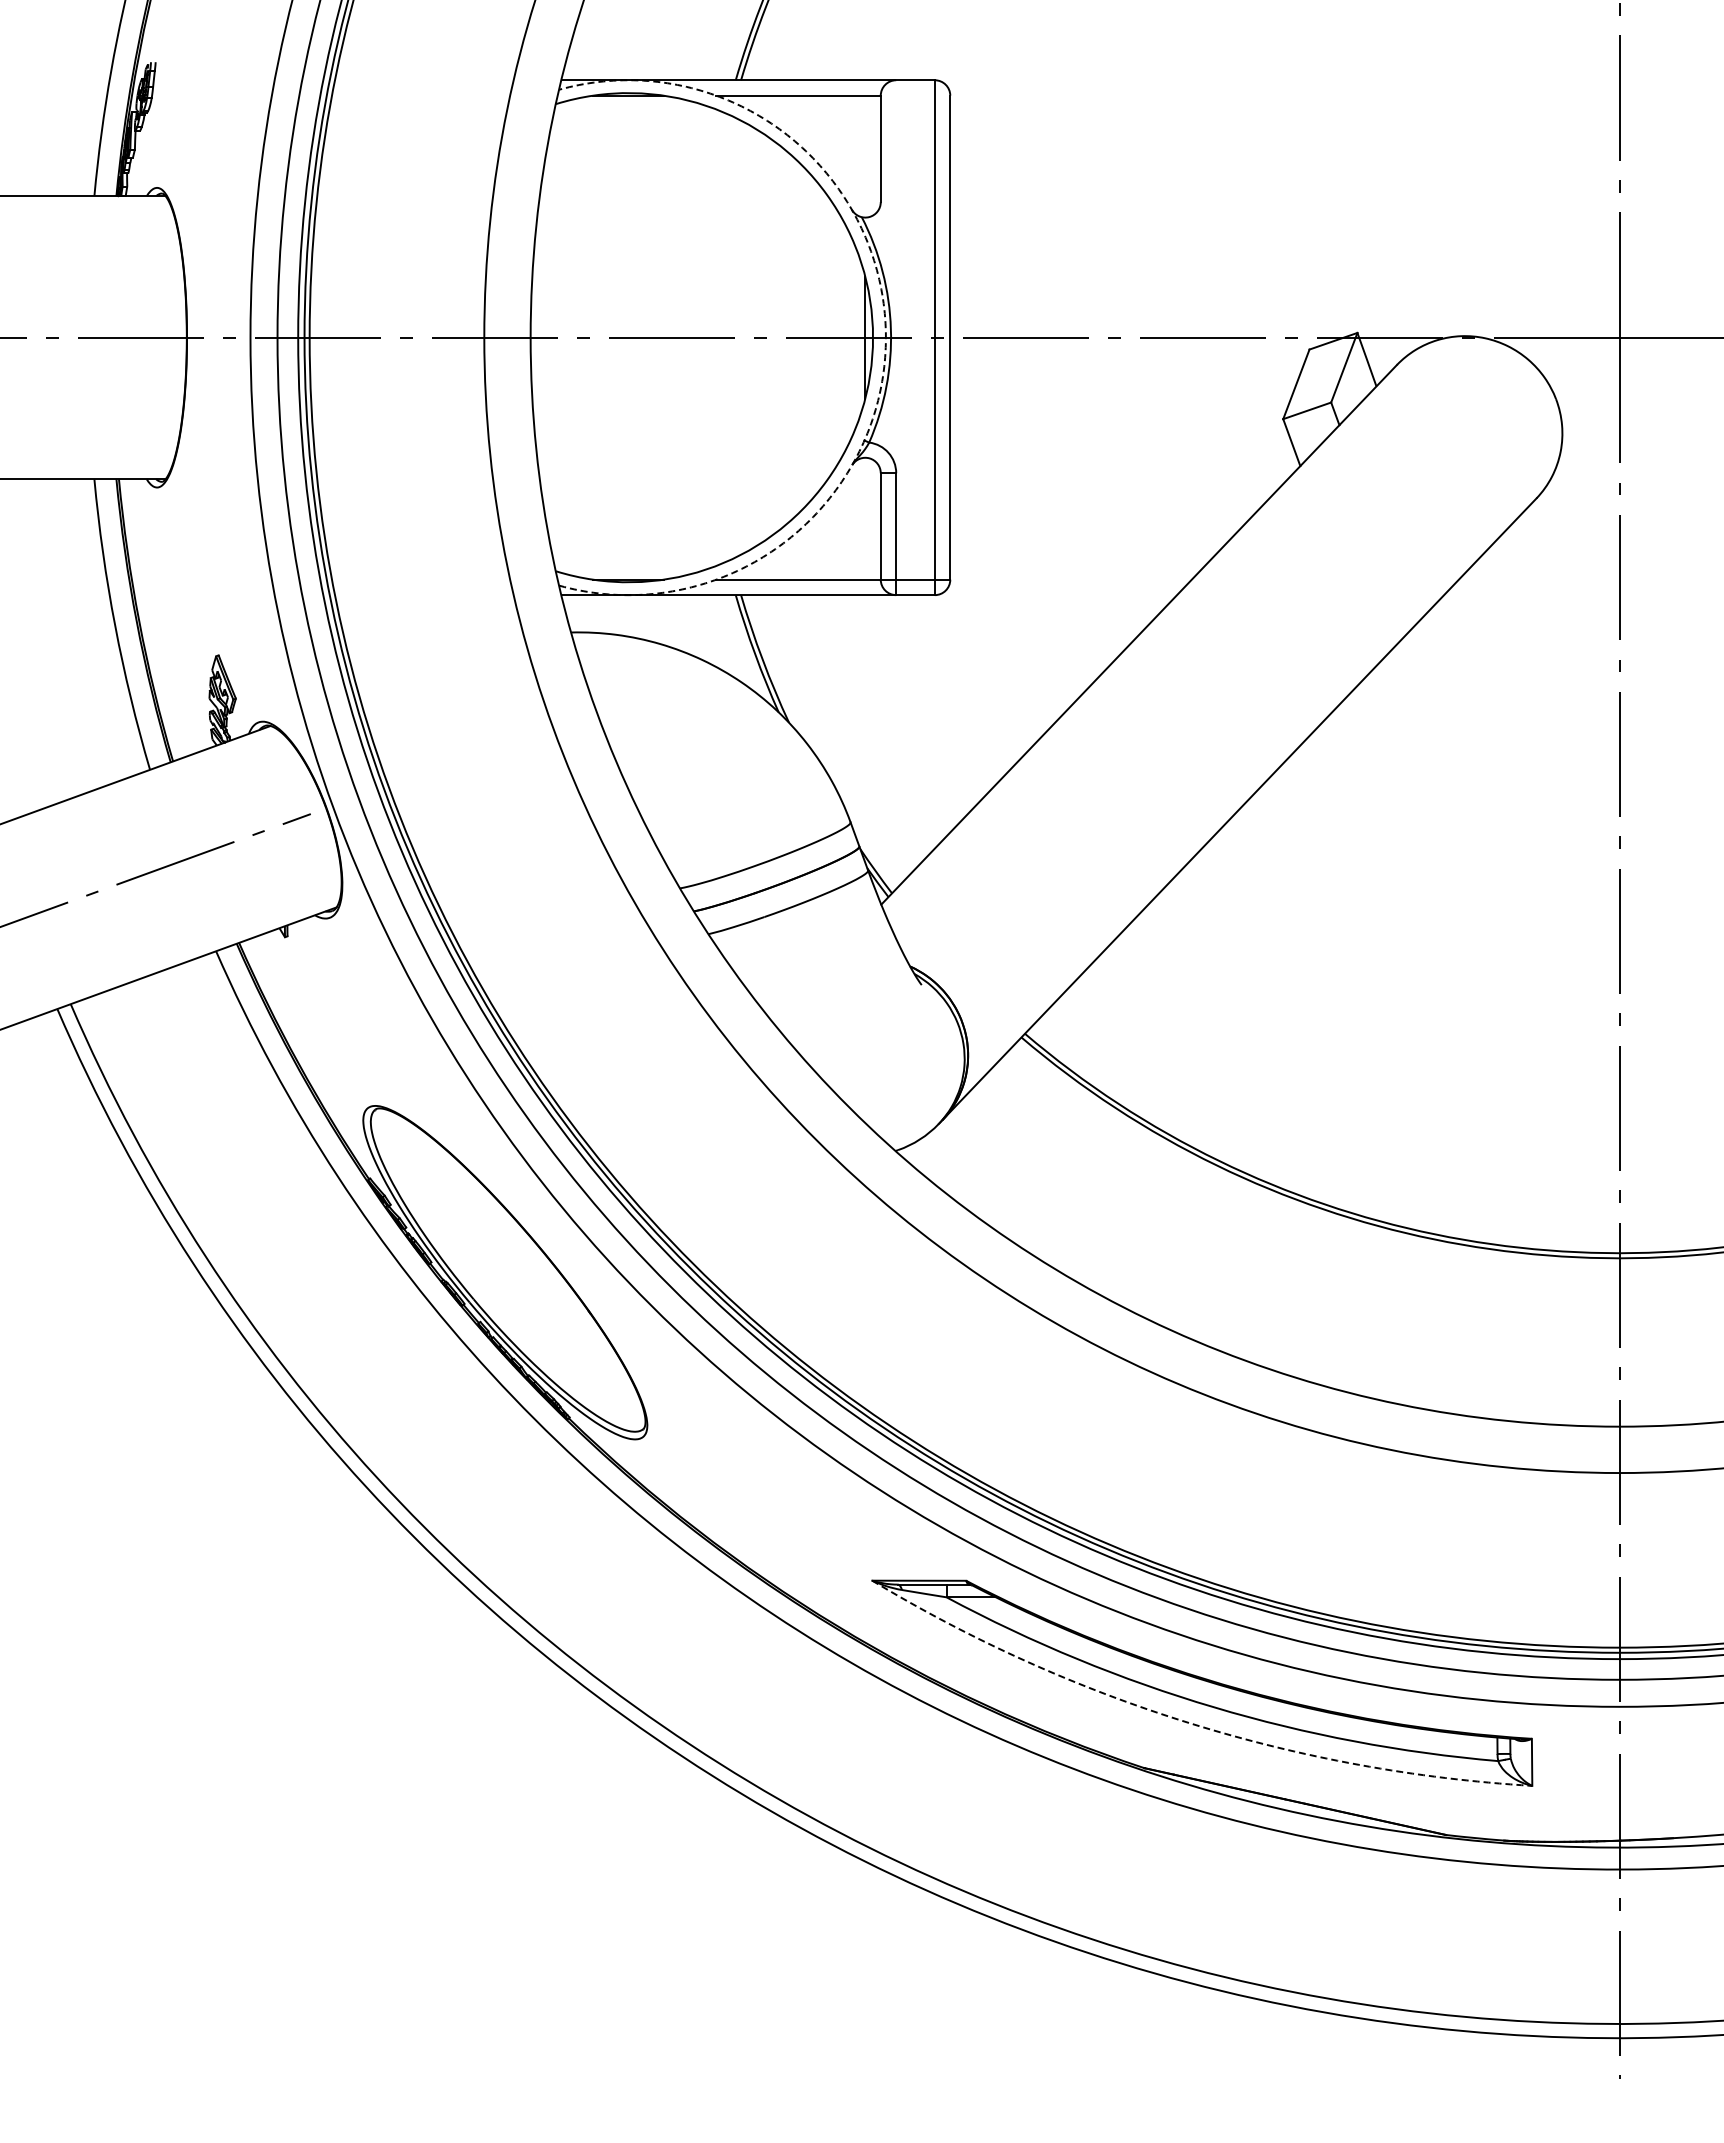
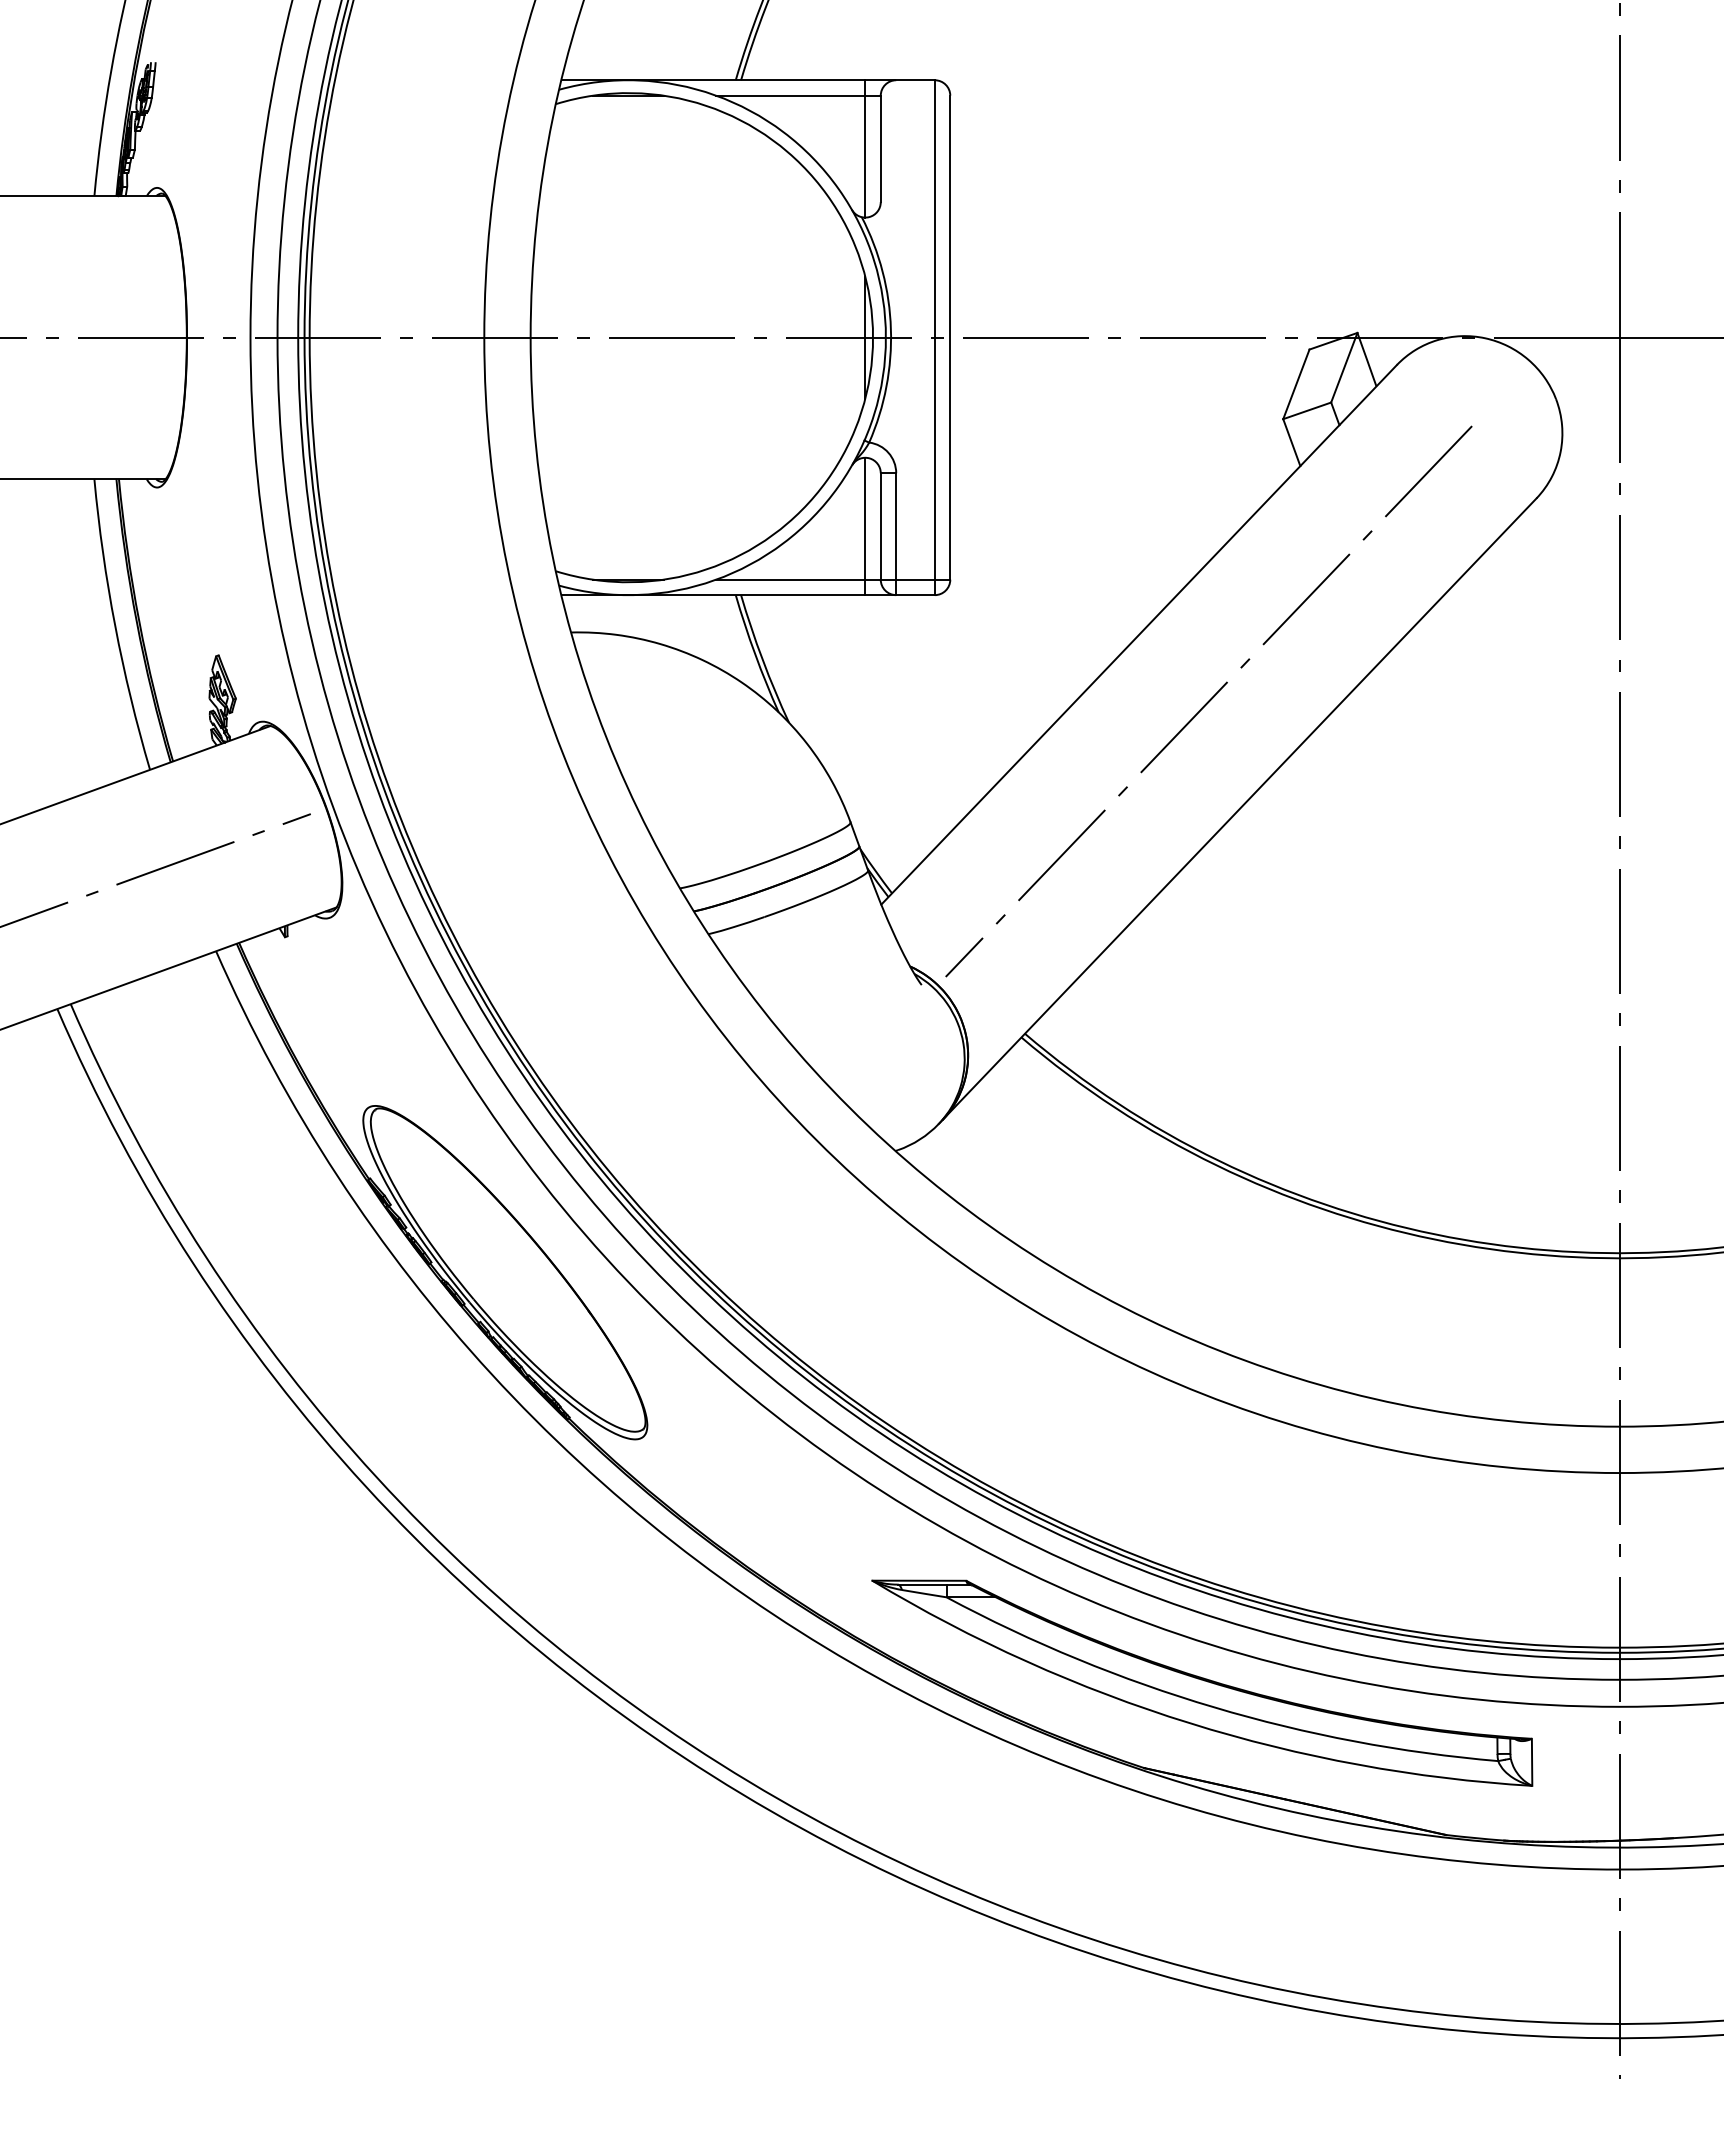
line: none -> present (865, 148)
arc: dashed -> solid (885, 337)
line: none -> present (865, 526)
line: none -> present (1208, 701)
arc: dashed -> solid (1189, 1723)
